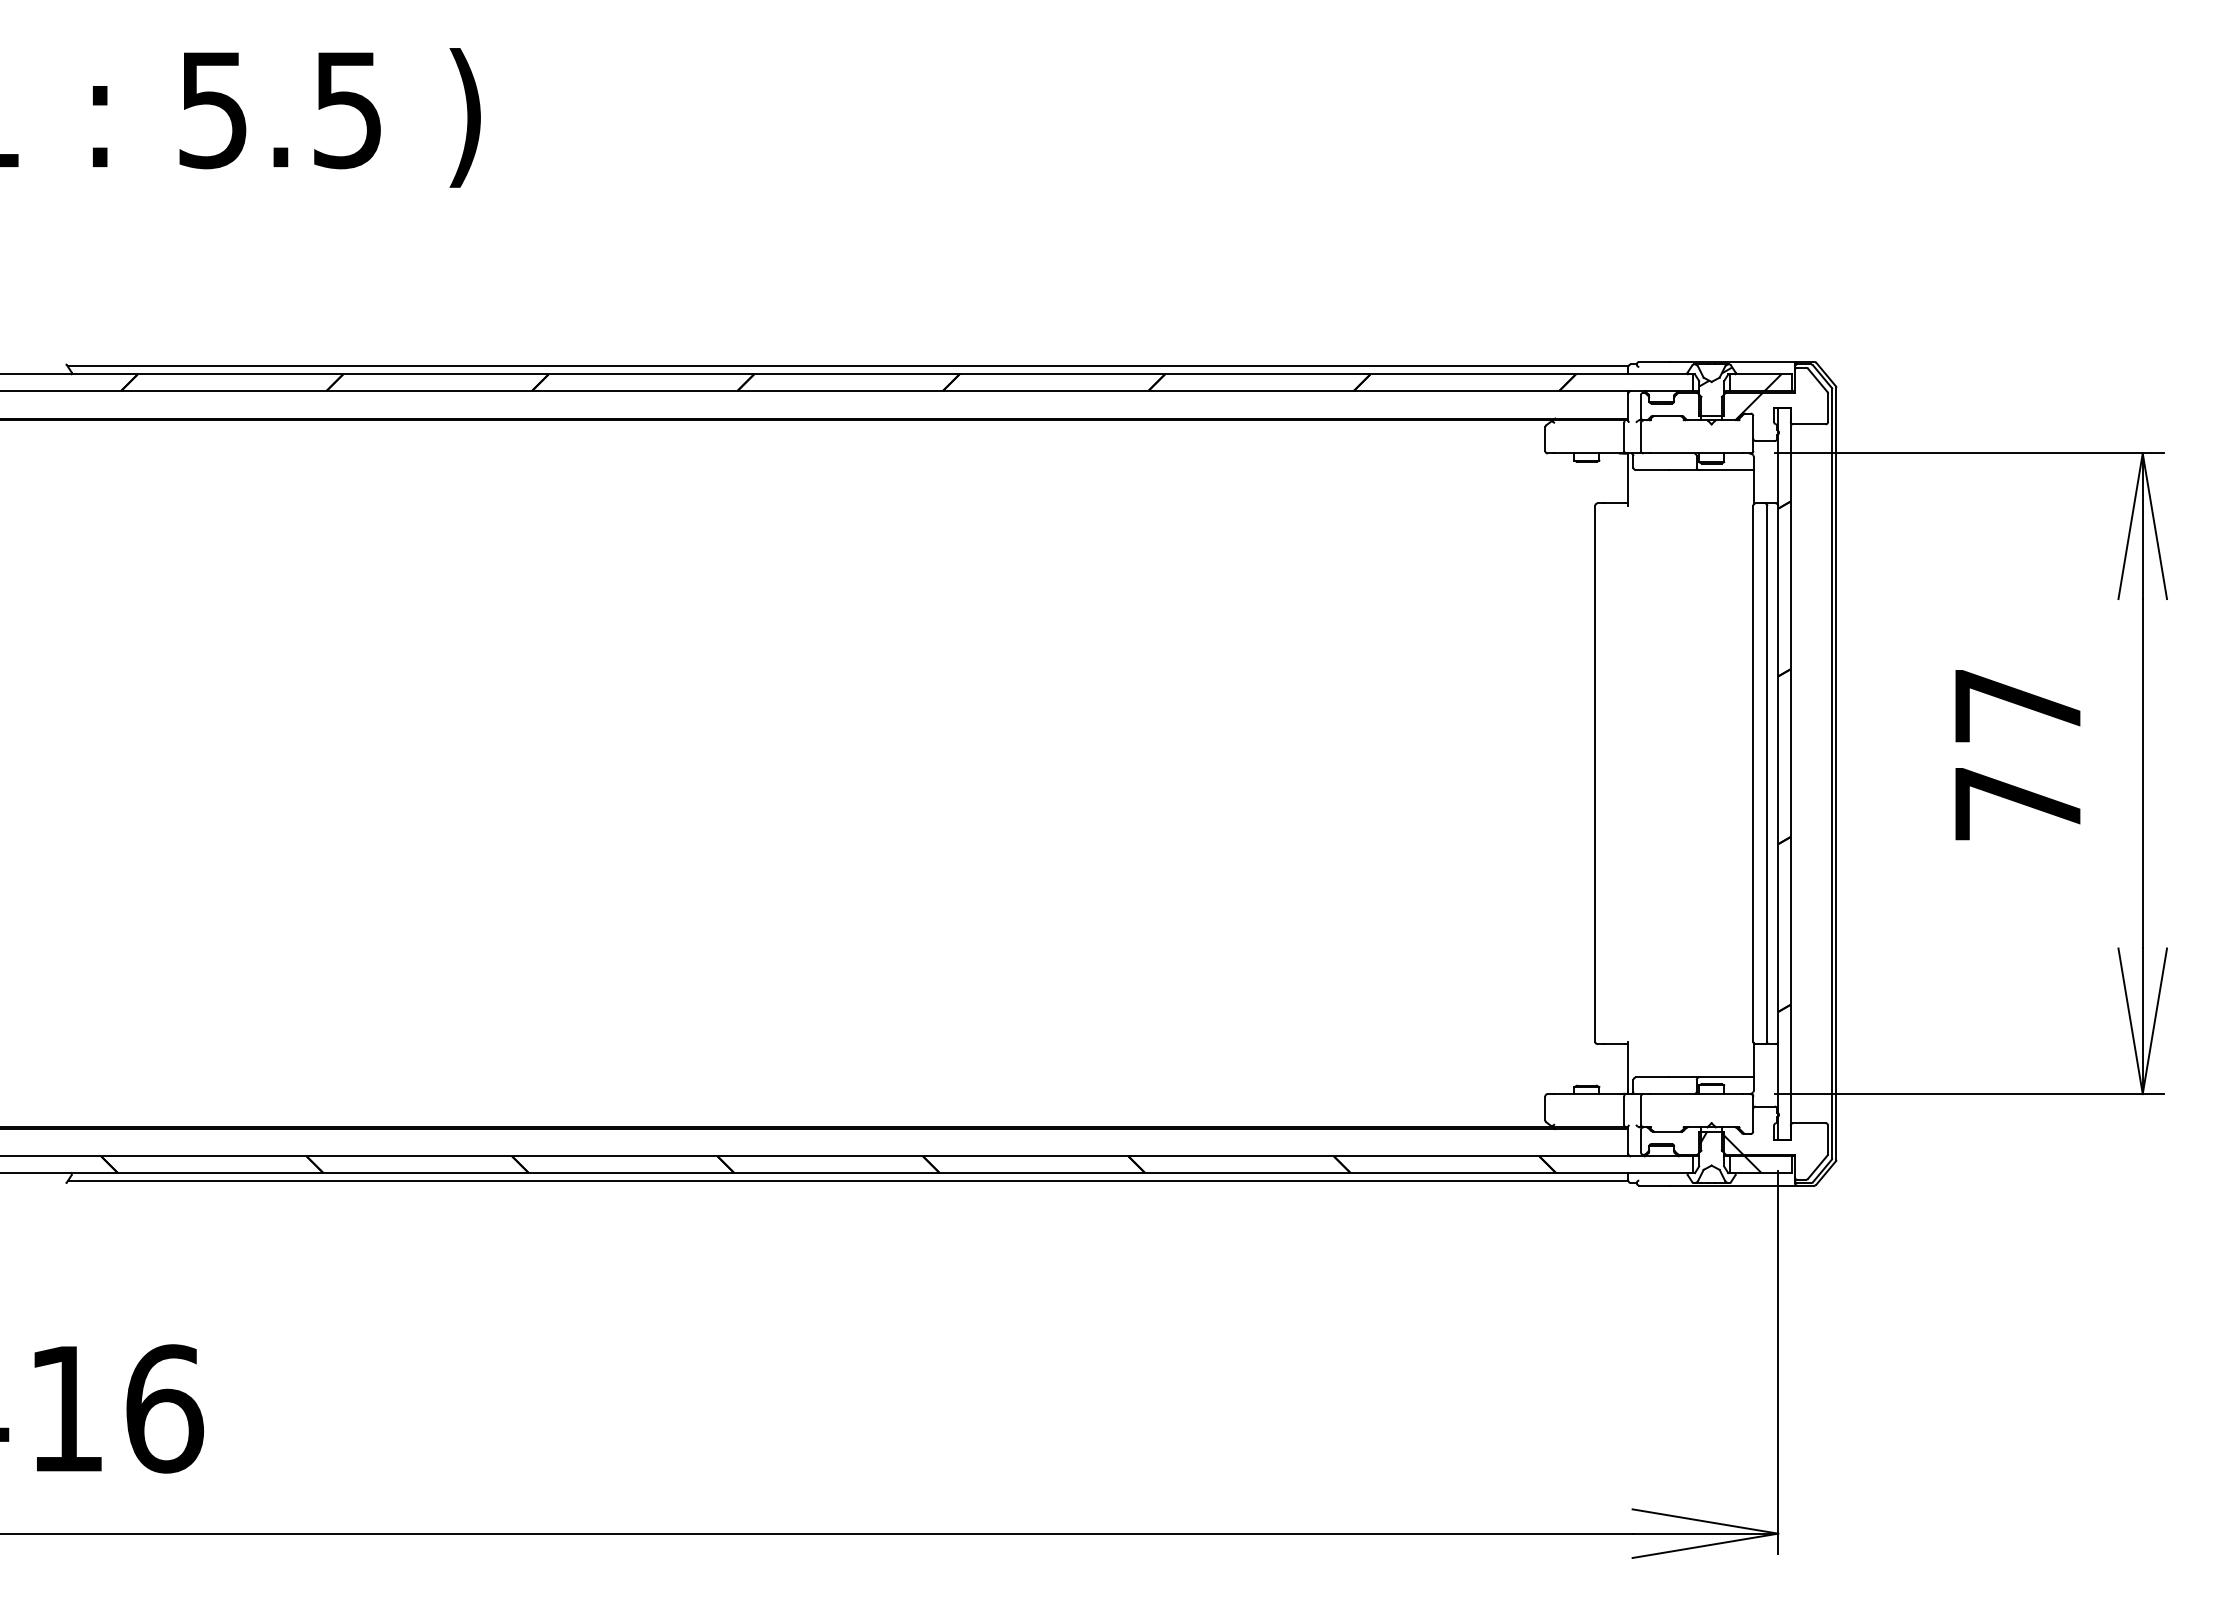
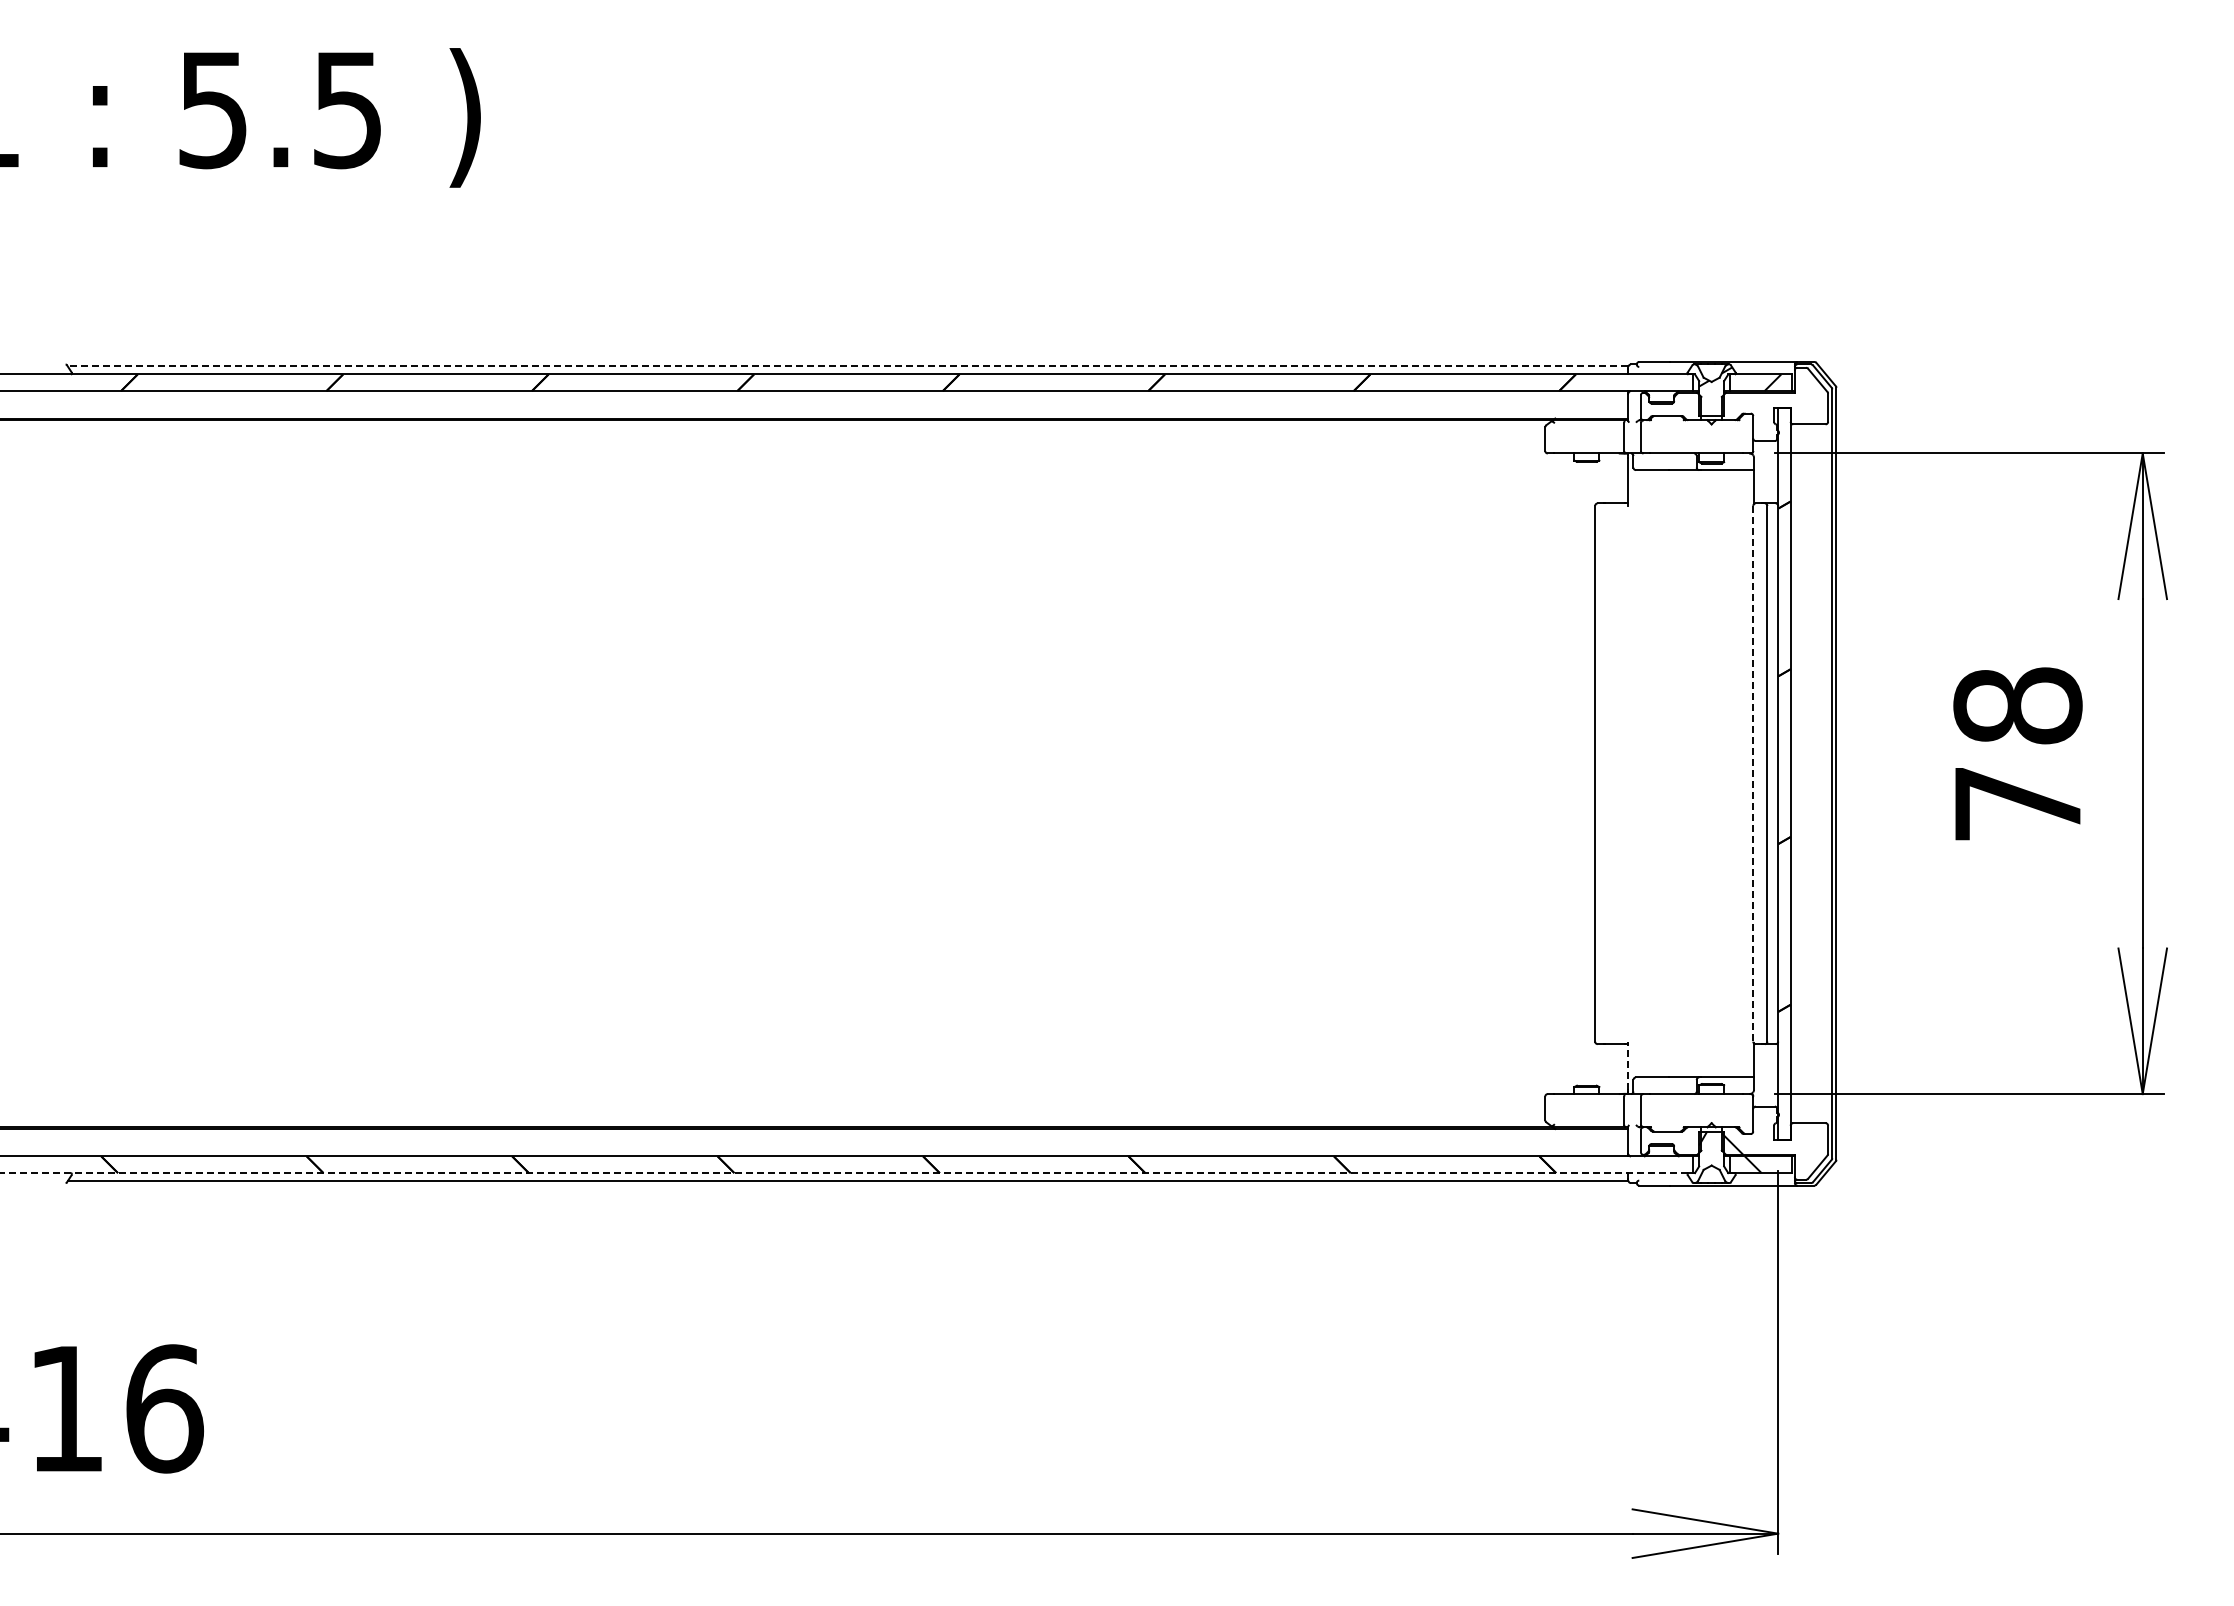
line: solid -> dashed (847, 366)
hatch: present -> none (1748, 406)
text: 77 -> 78 (2017, 705)
line: solid -> dashed (1753, 773)
line: solid -> dashed (1628, 1065)
line: solid -> dashed (847, 1173)
